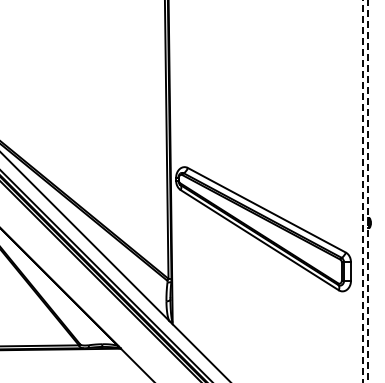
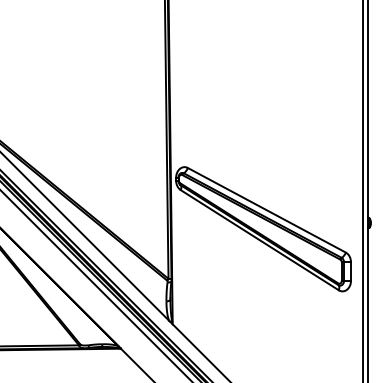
line: dashed -> solid (362, 191)
line: dashed -> solid (368, 191)
line: none -> present (95, 285)
